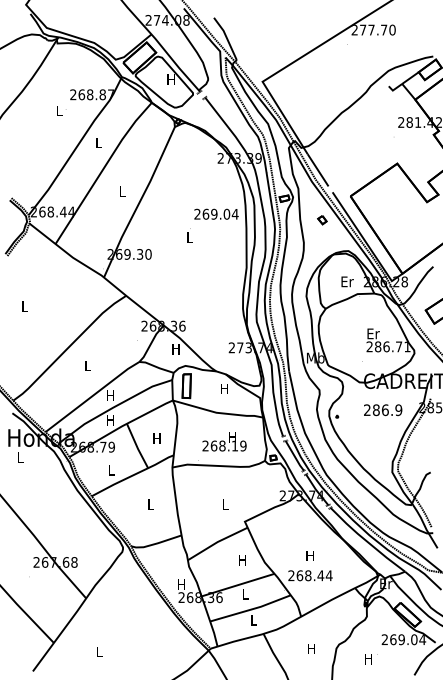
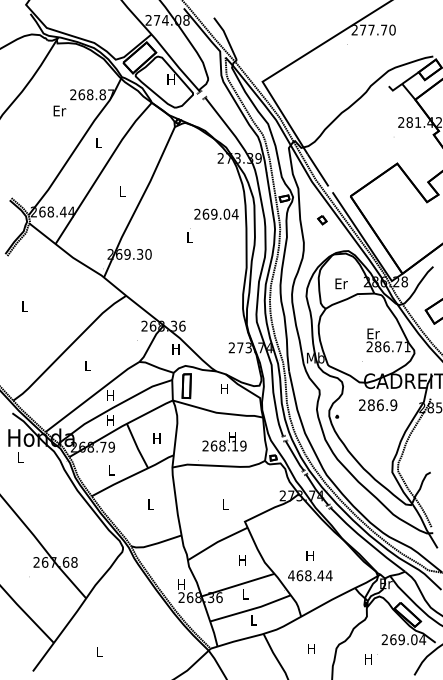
text: L -> Er (59, 110)
text position: (347, 281) -> (341, 283) (341, 283)
text position: (383, 410) -> (378, 405) (378, 405)
text: 268.44 -> 468.44 (291, 575)
